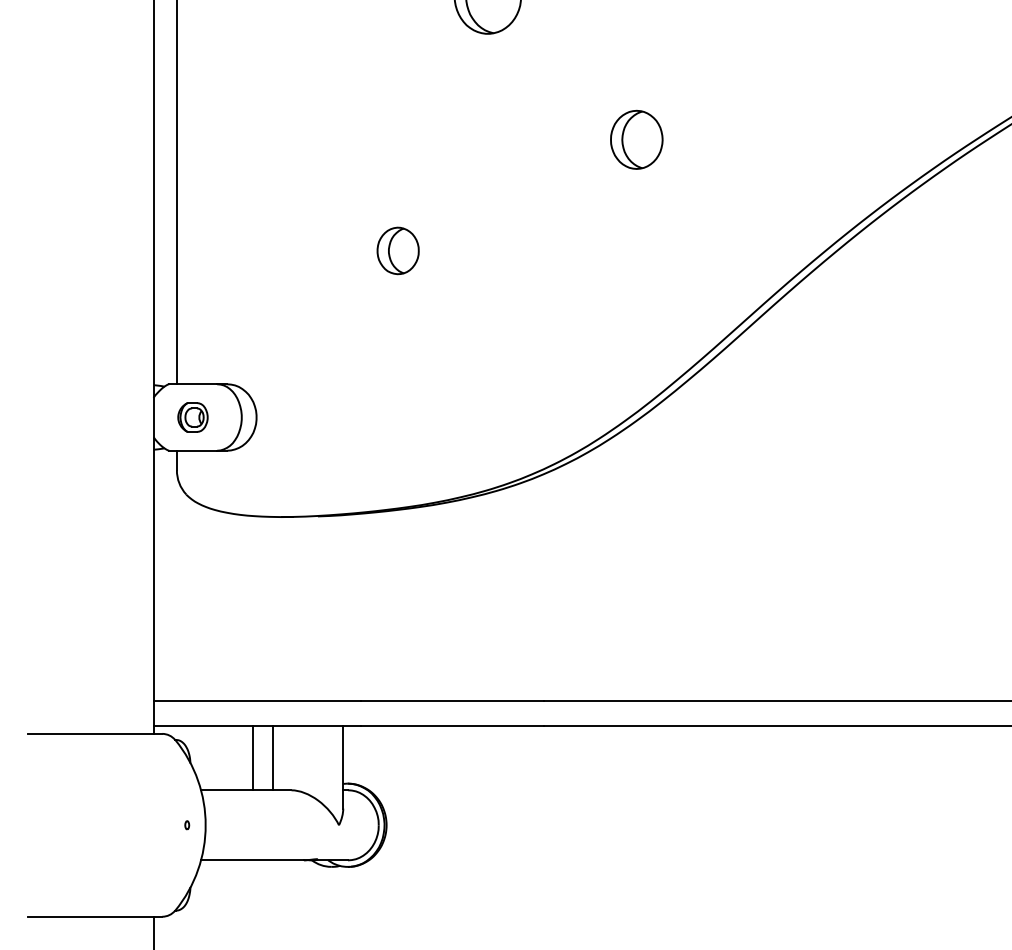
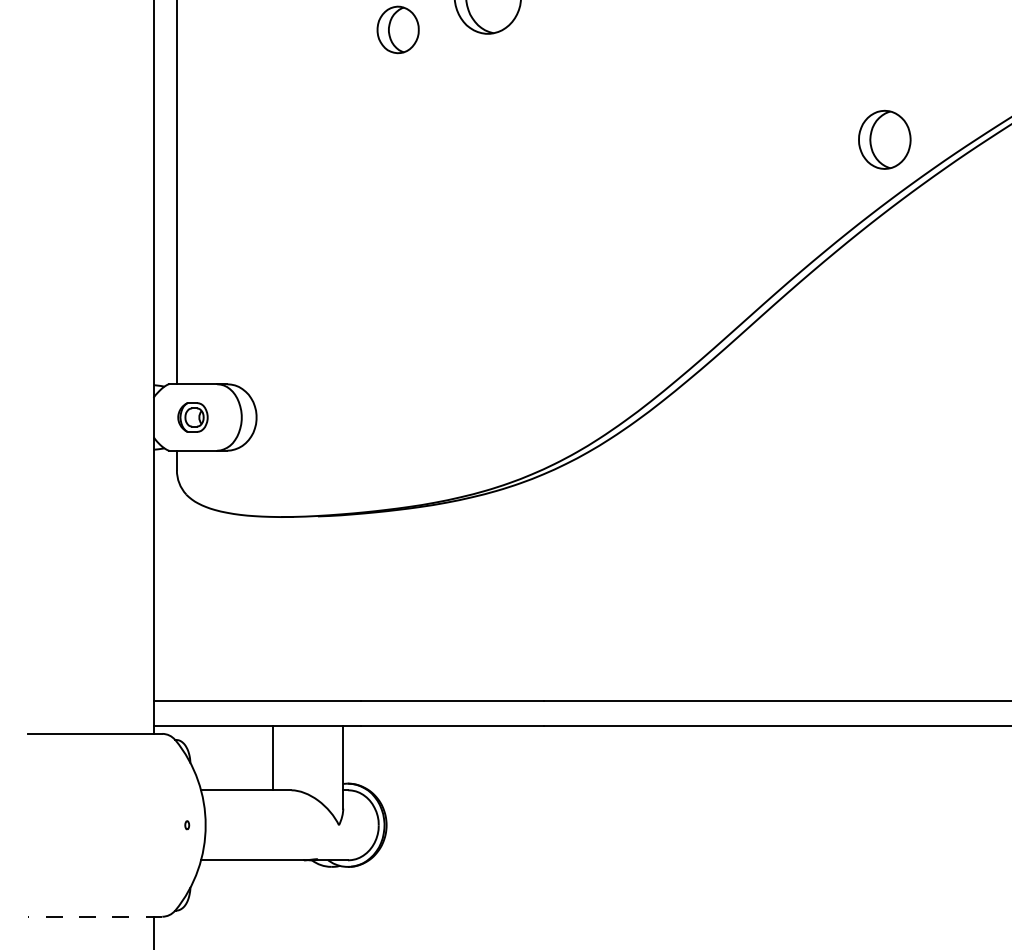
part position: (636, 139) -> (884, 139) (884, 139)
part position: (397, 250) -> (397, 29) (397, 29)
line: present -> none (252, 757)
line: solid -> dashed (94, 916)
